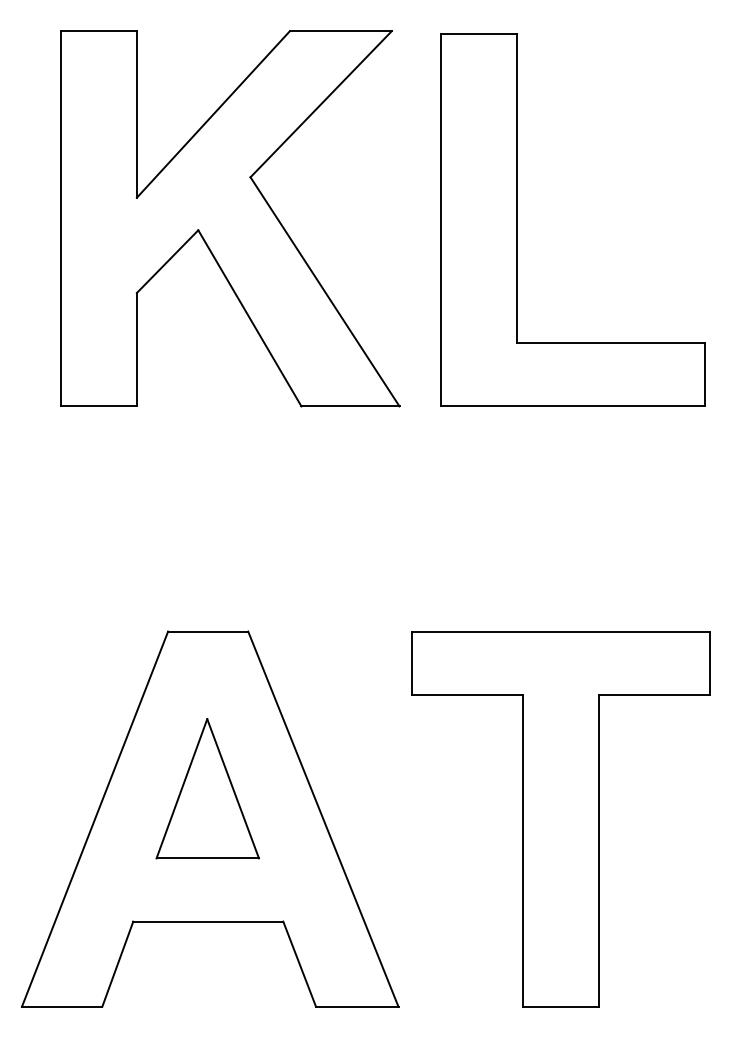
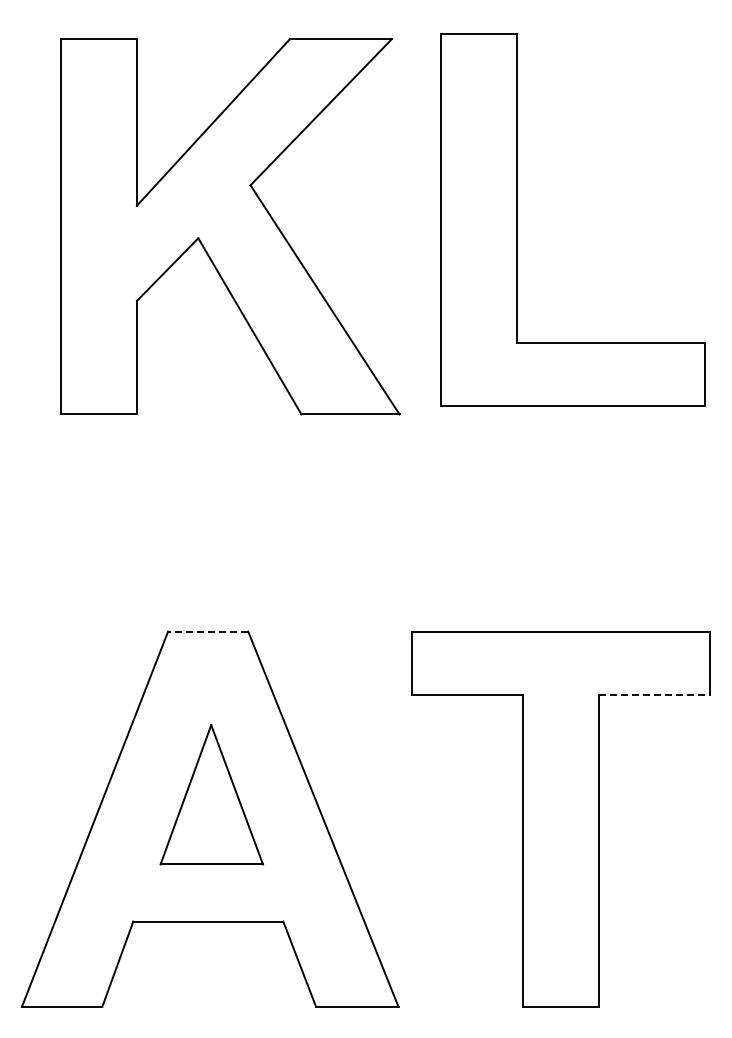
part position: (230, 218) -> (230, 226) (230, 226)
line: solid -> dashed (207, 631)
line: solid -> dashed (654, 695)
part position: (207, 788) -> (211, 794) (211, 794)
